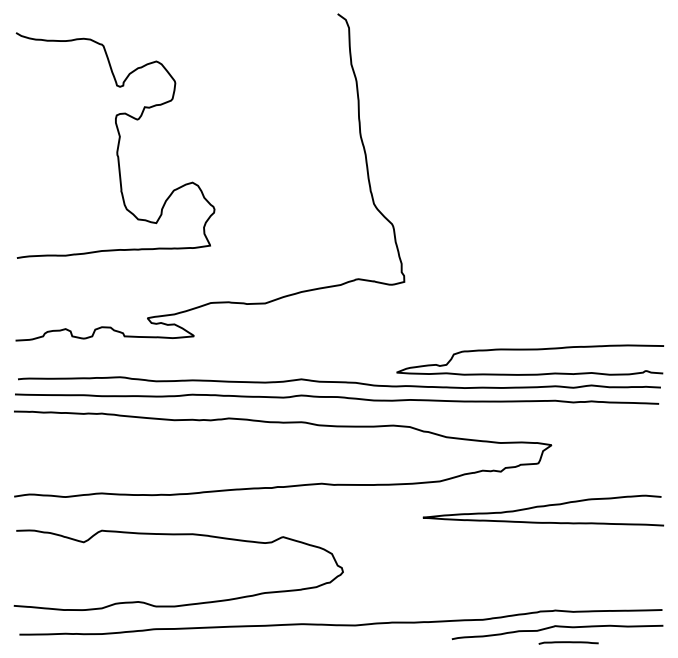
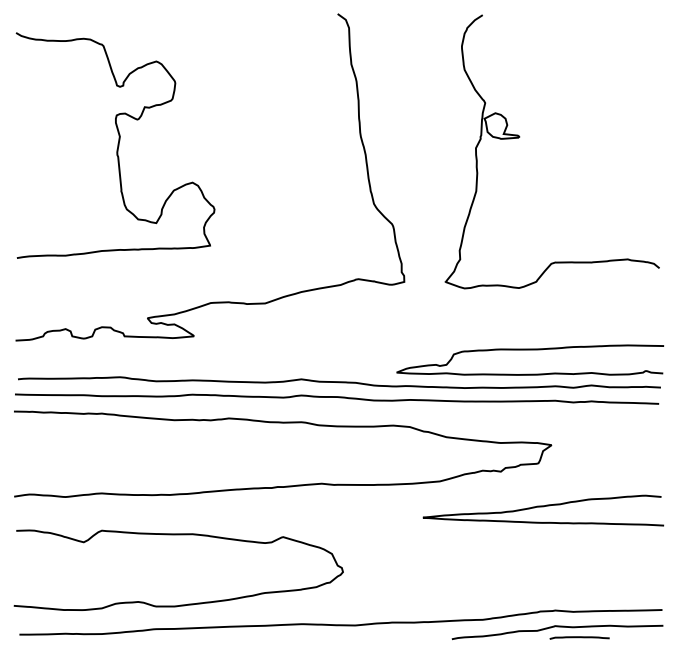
part: none -> present (520, 137)
line position: (568, 642) -> (579, 637) (579, 637)
